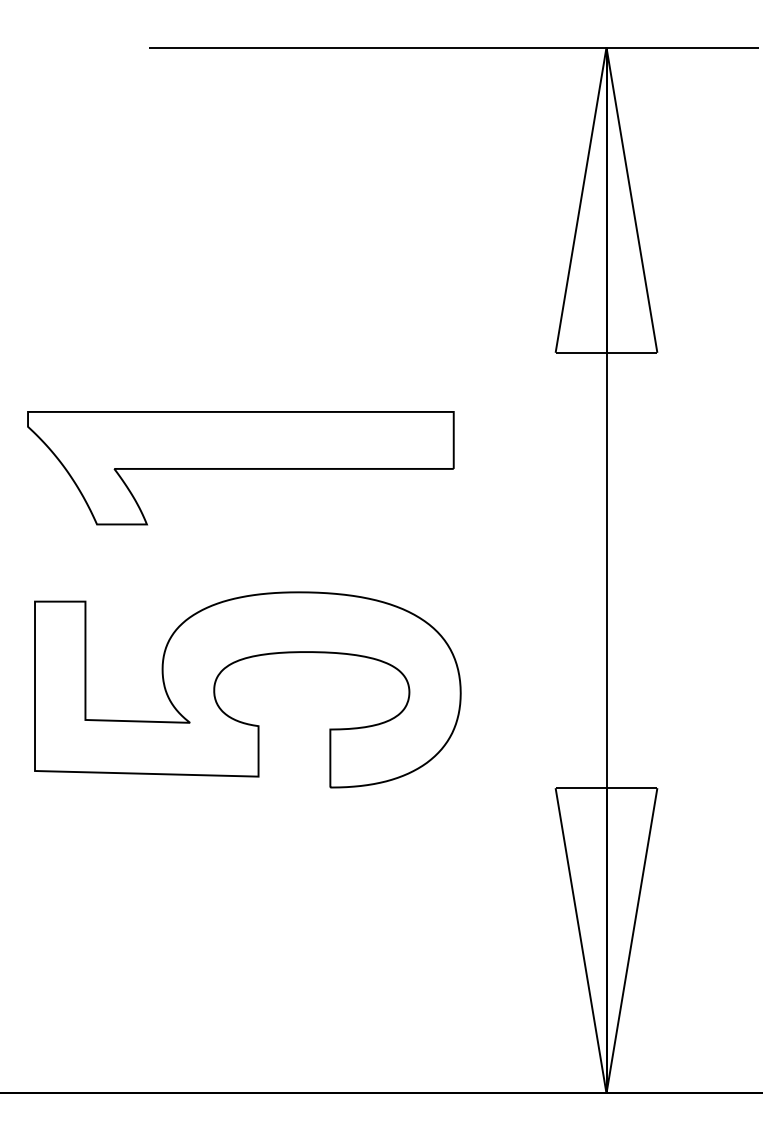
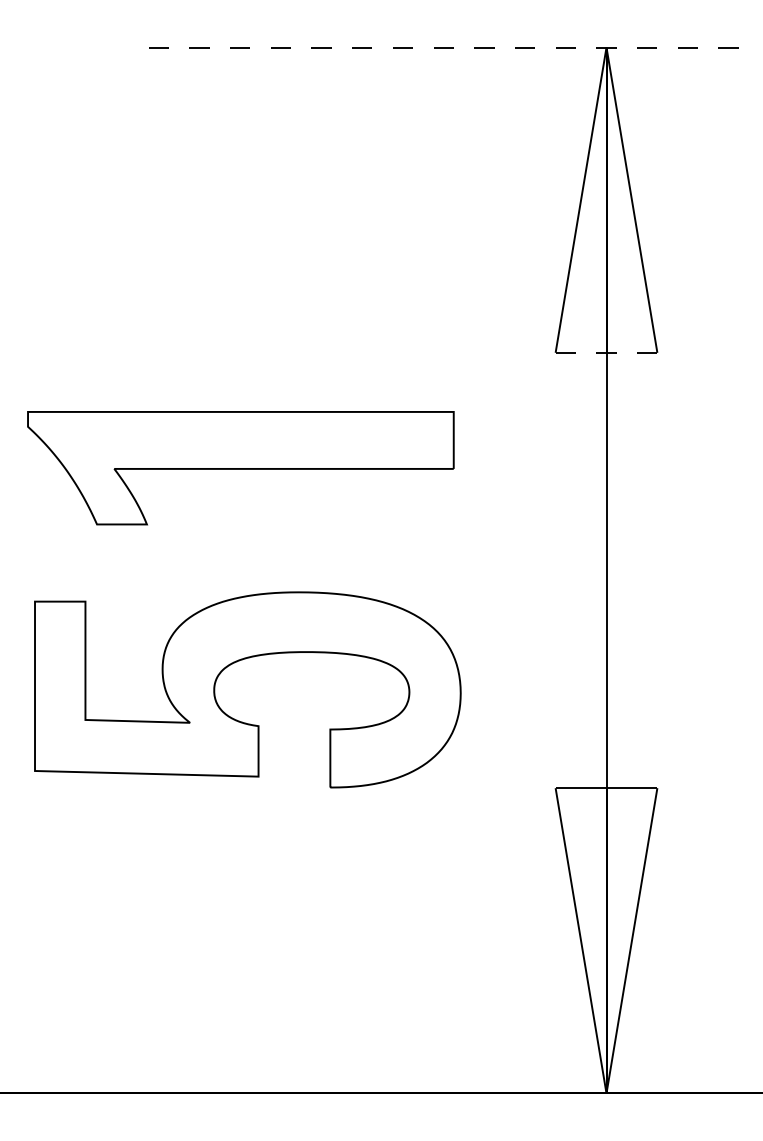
line: solid -> dashed (454, 47)
line: solid -> dashed (606, 352)
